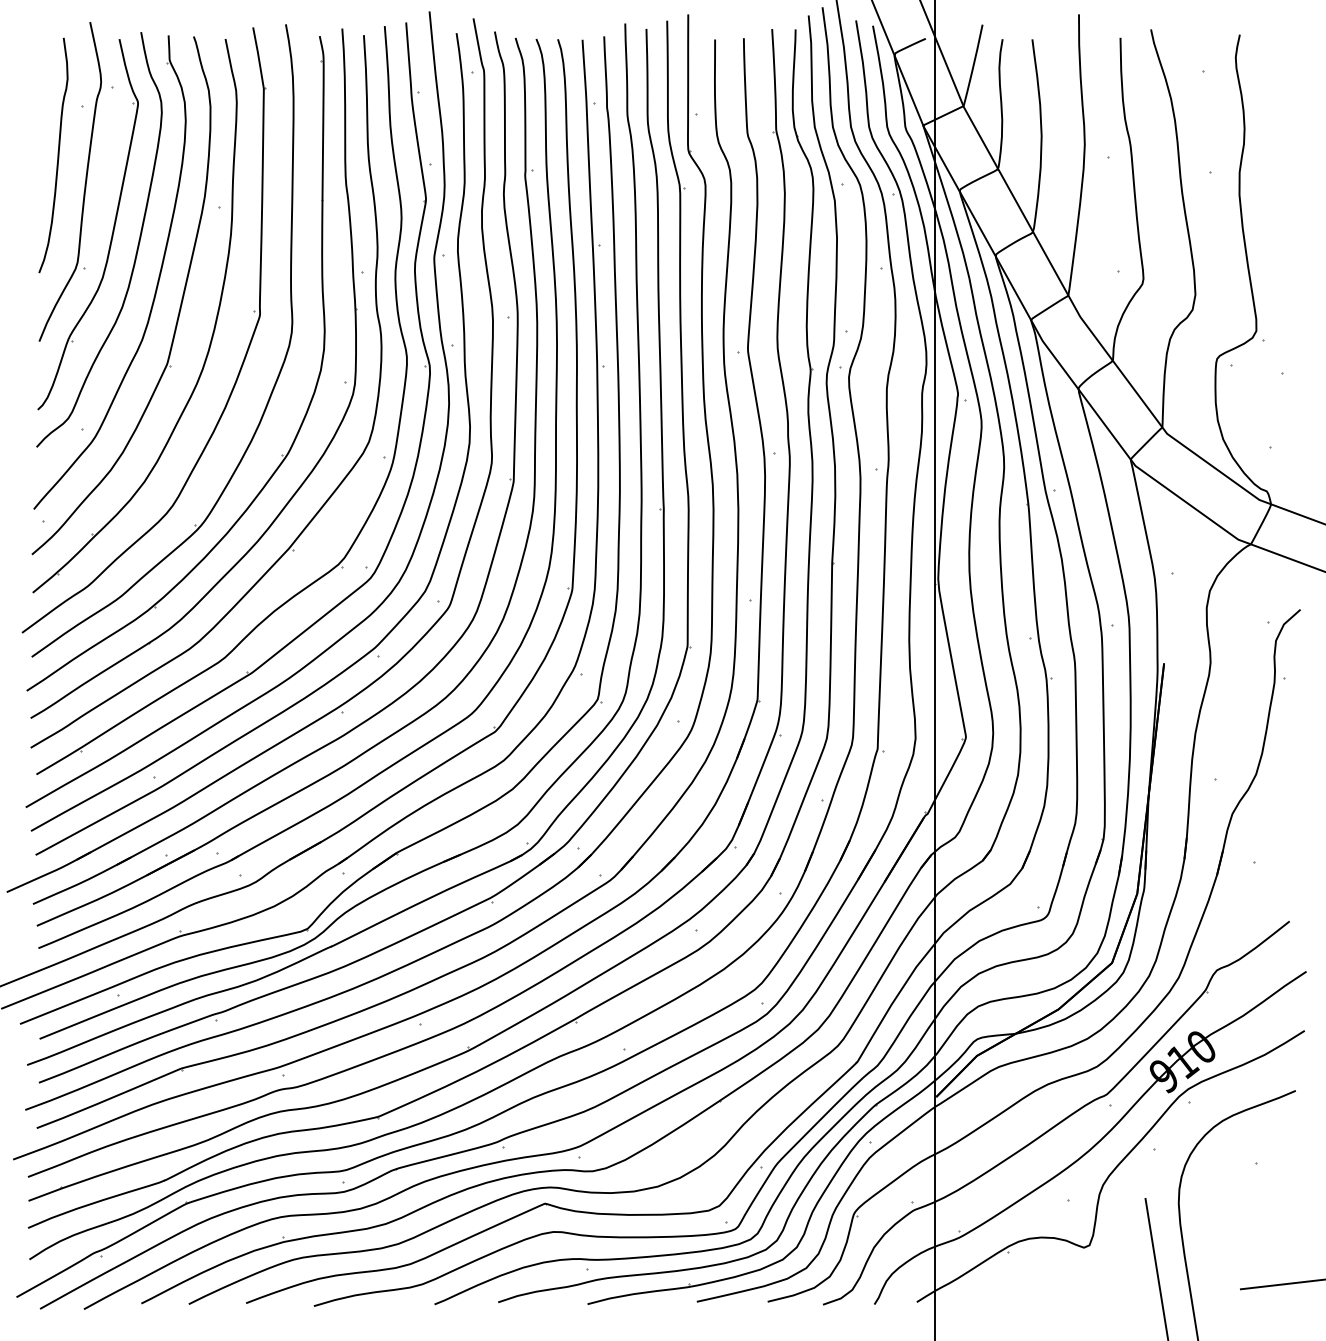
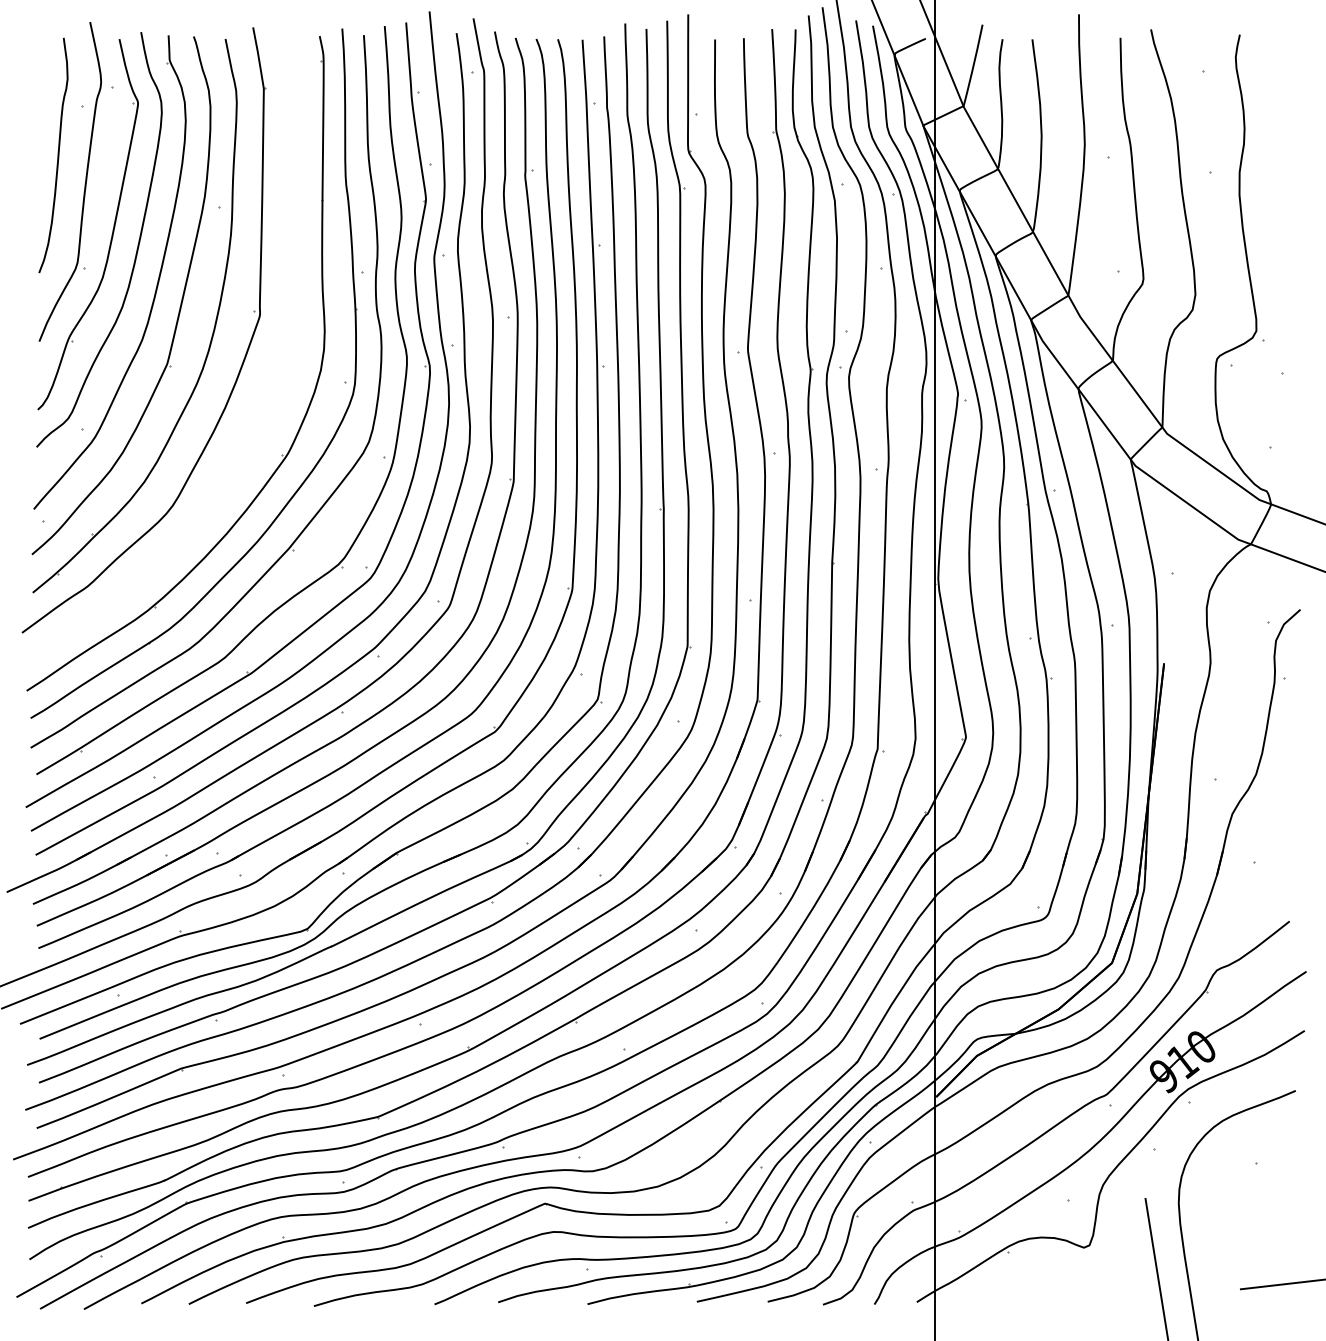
part: present -> none (273, 385)
